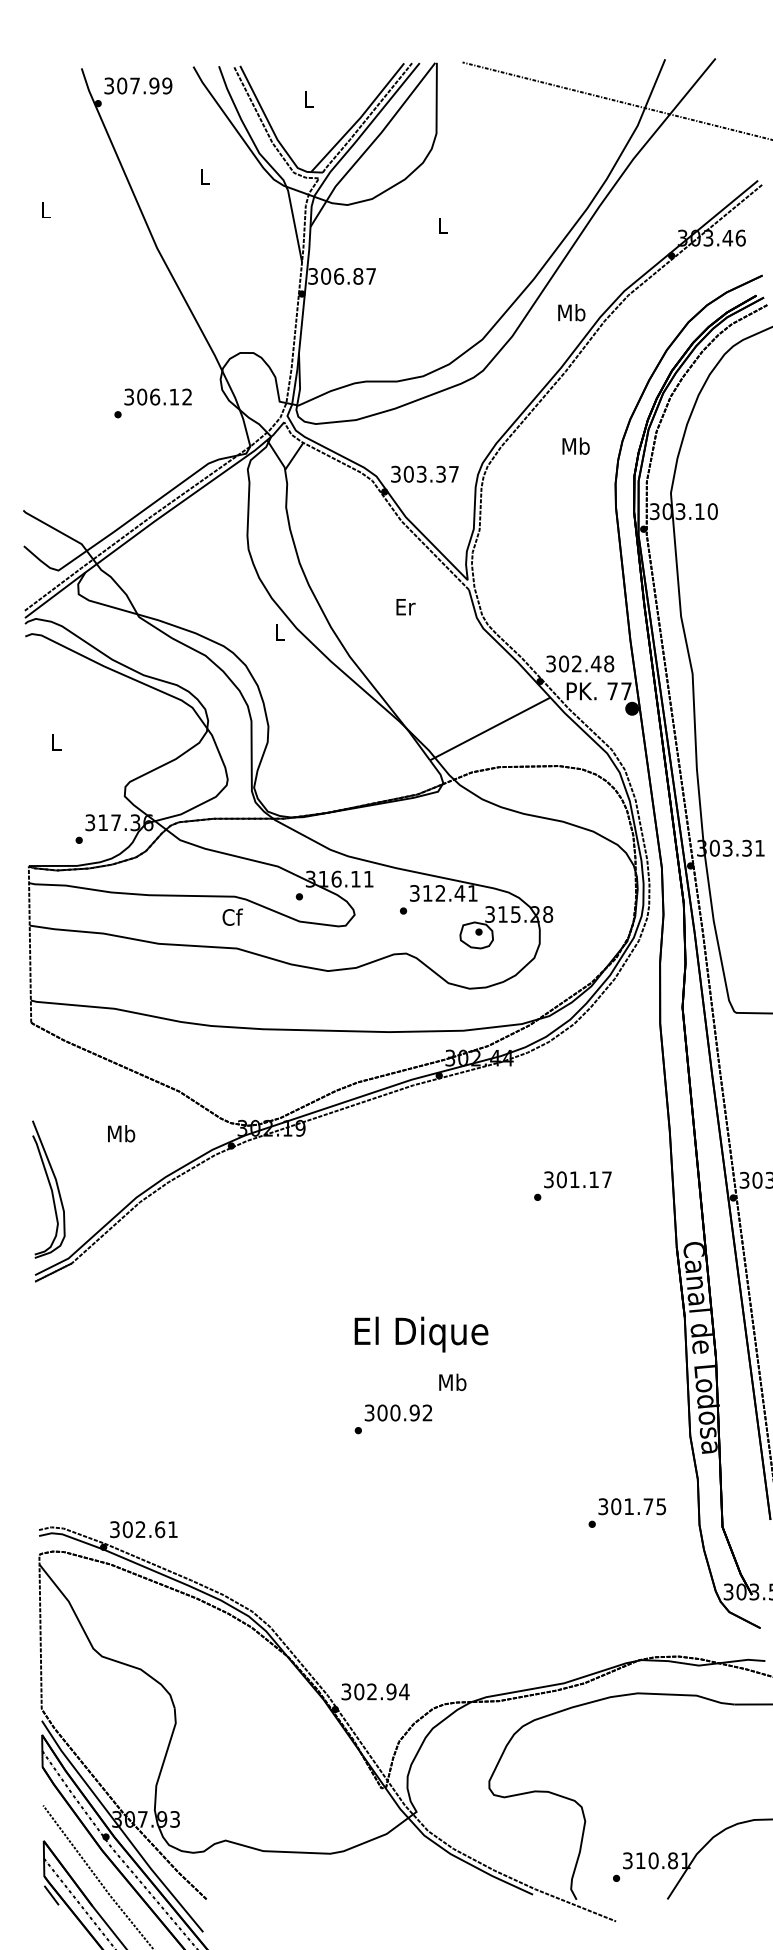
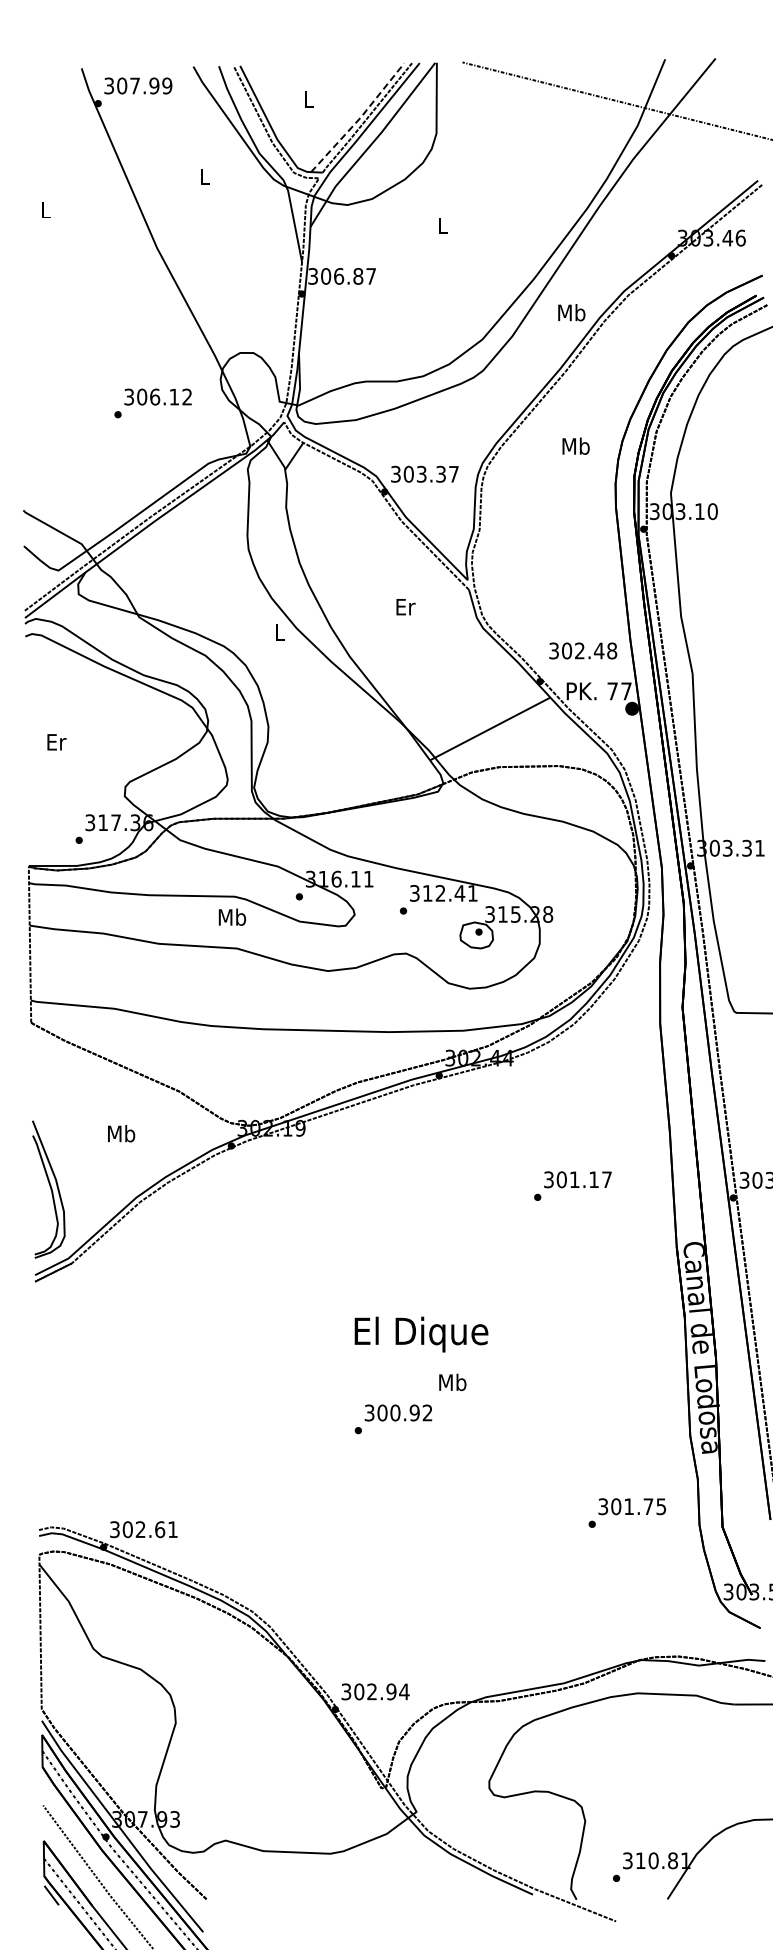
line: solid -> dashed (360, 118)
text position: (580, 663) -> (583, 650) (583, 650)
text: L -> Er (56, 742)
text: Cf -> Mb (232, 916)
